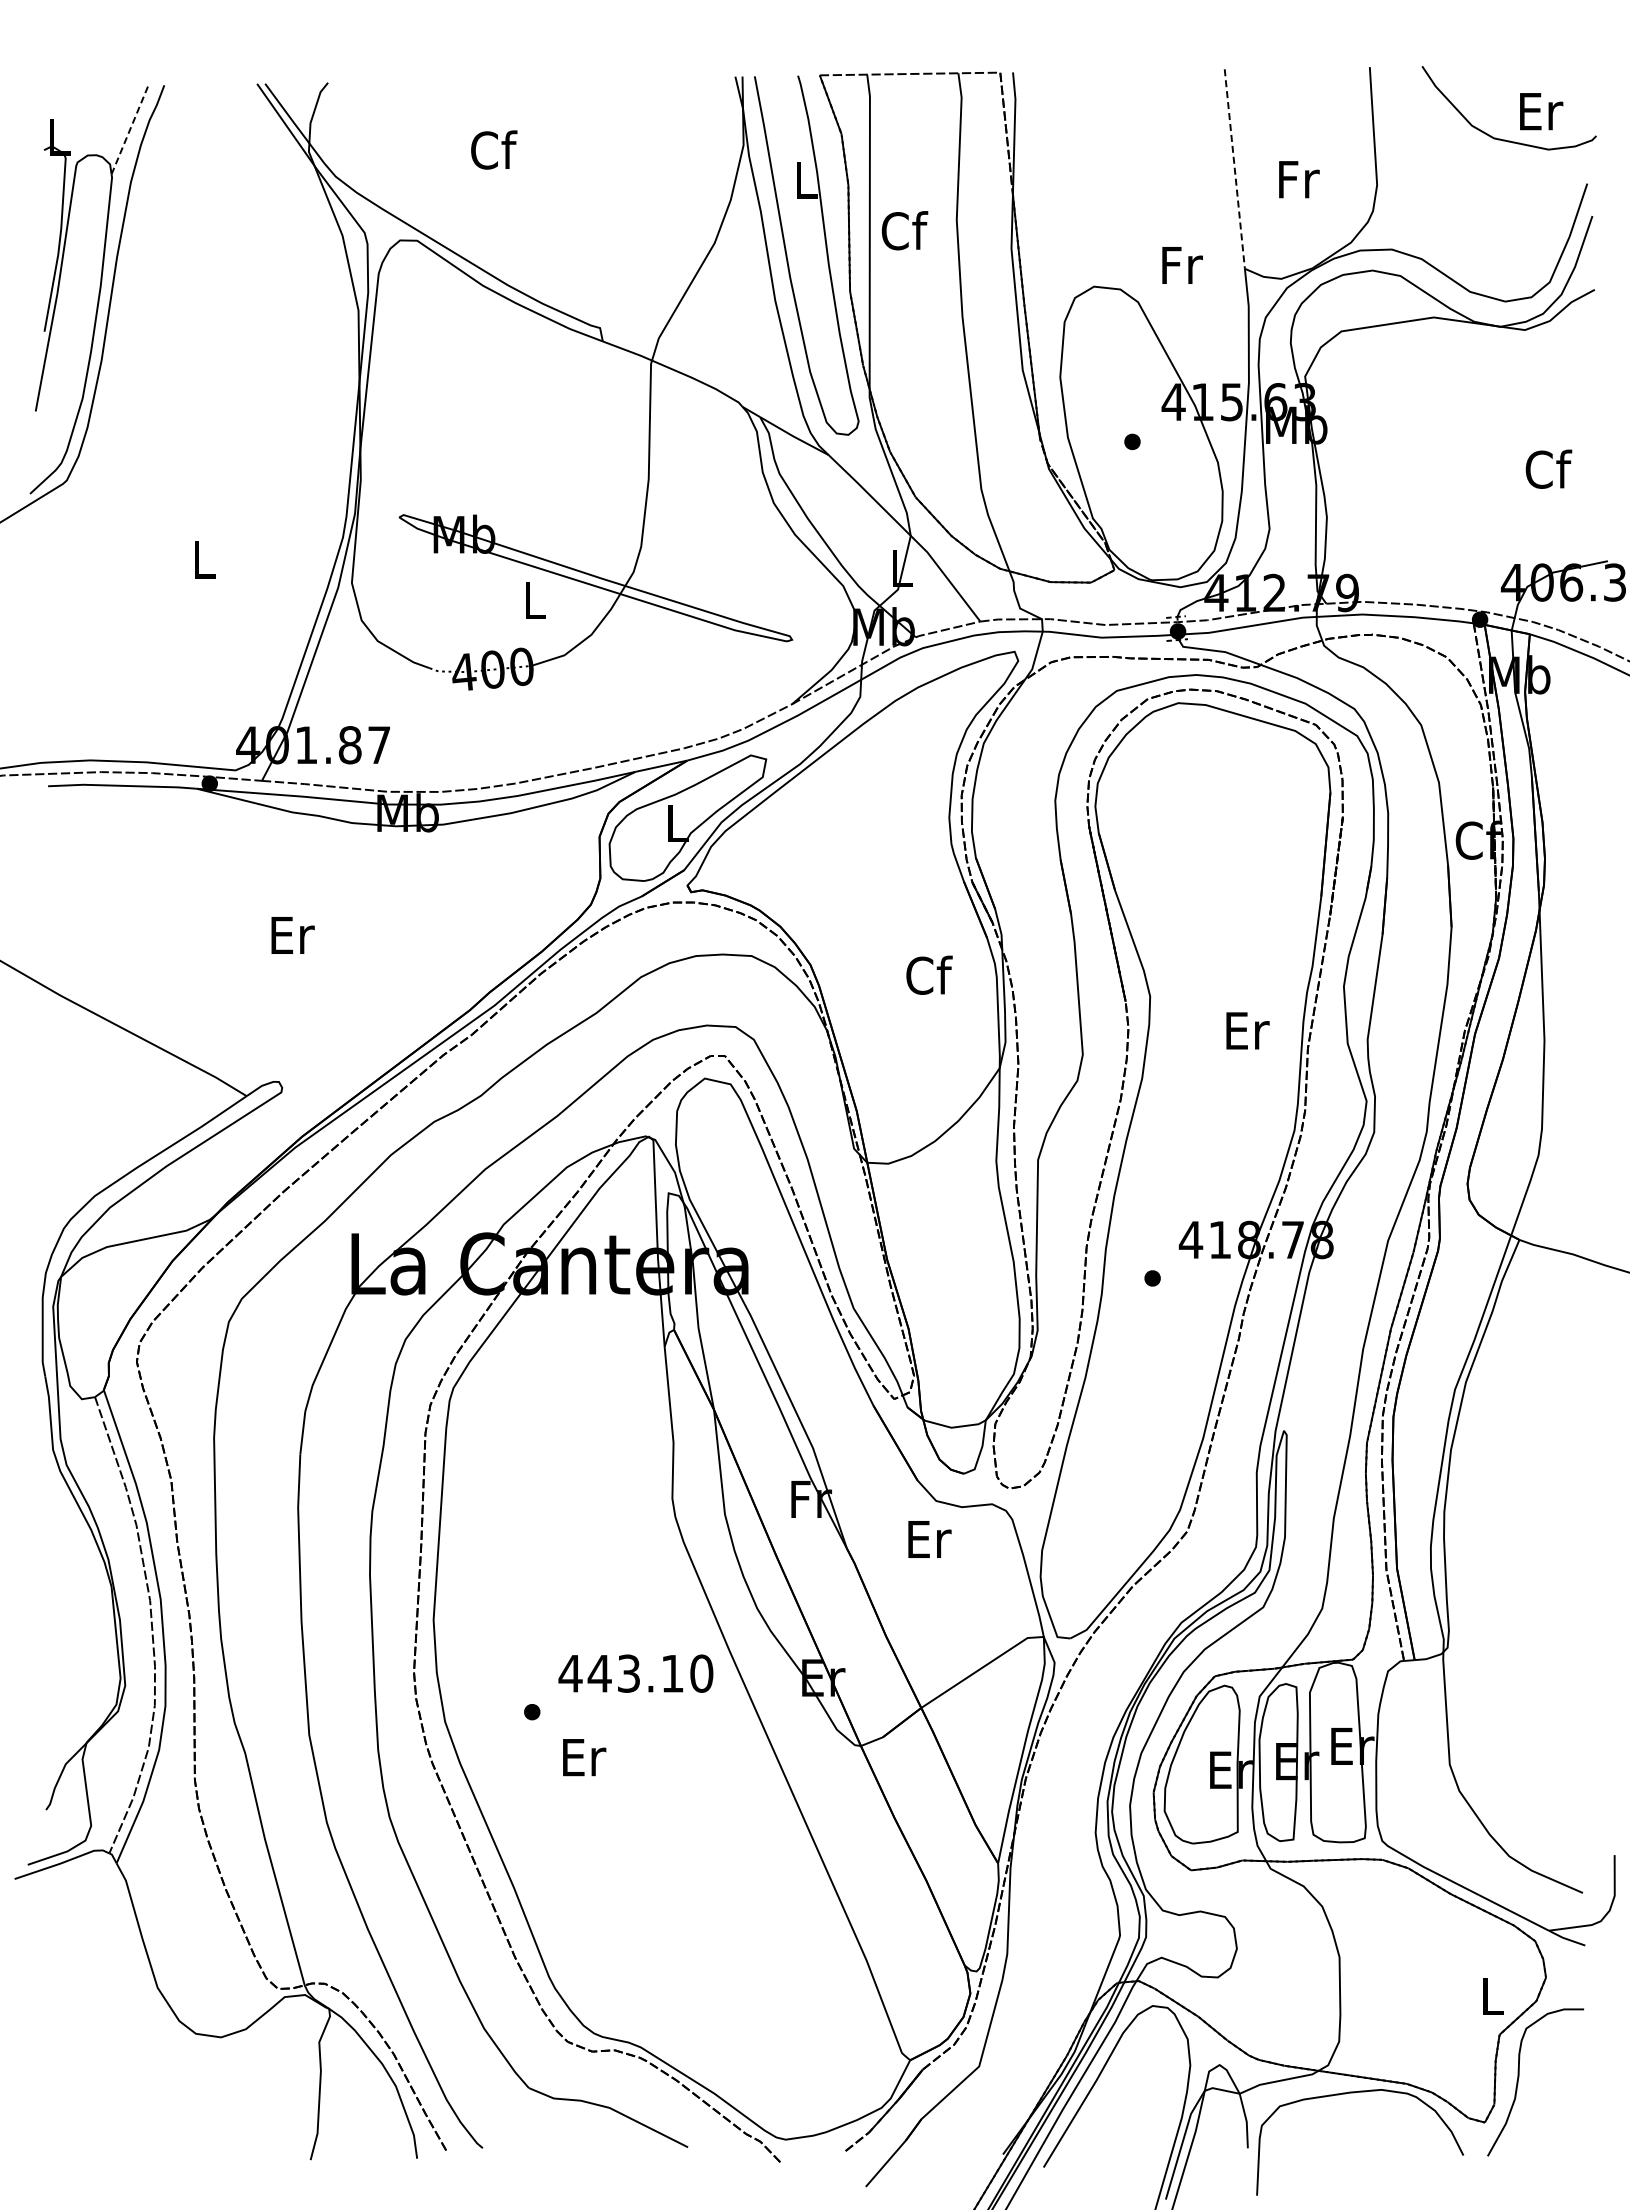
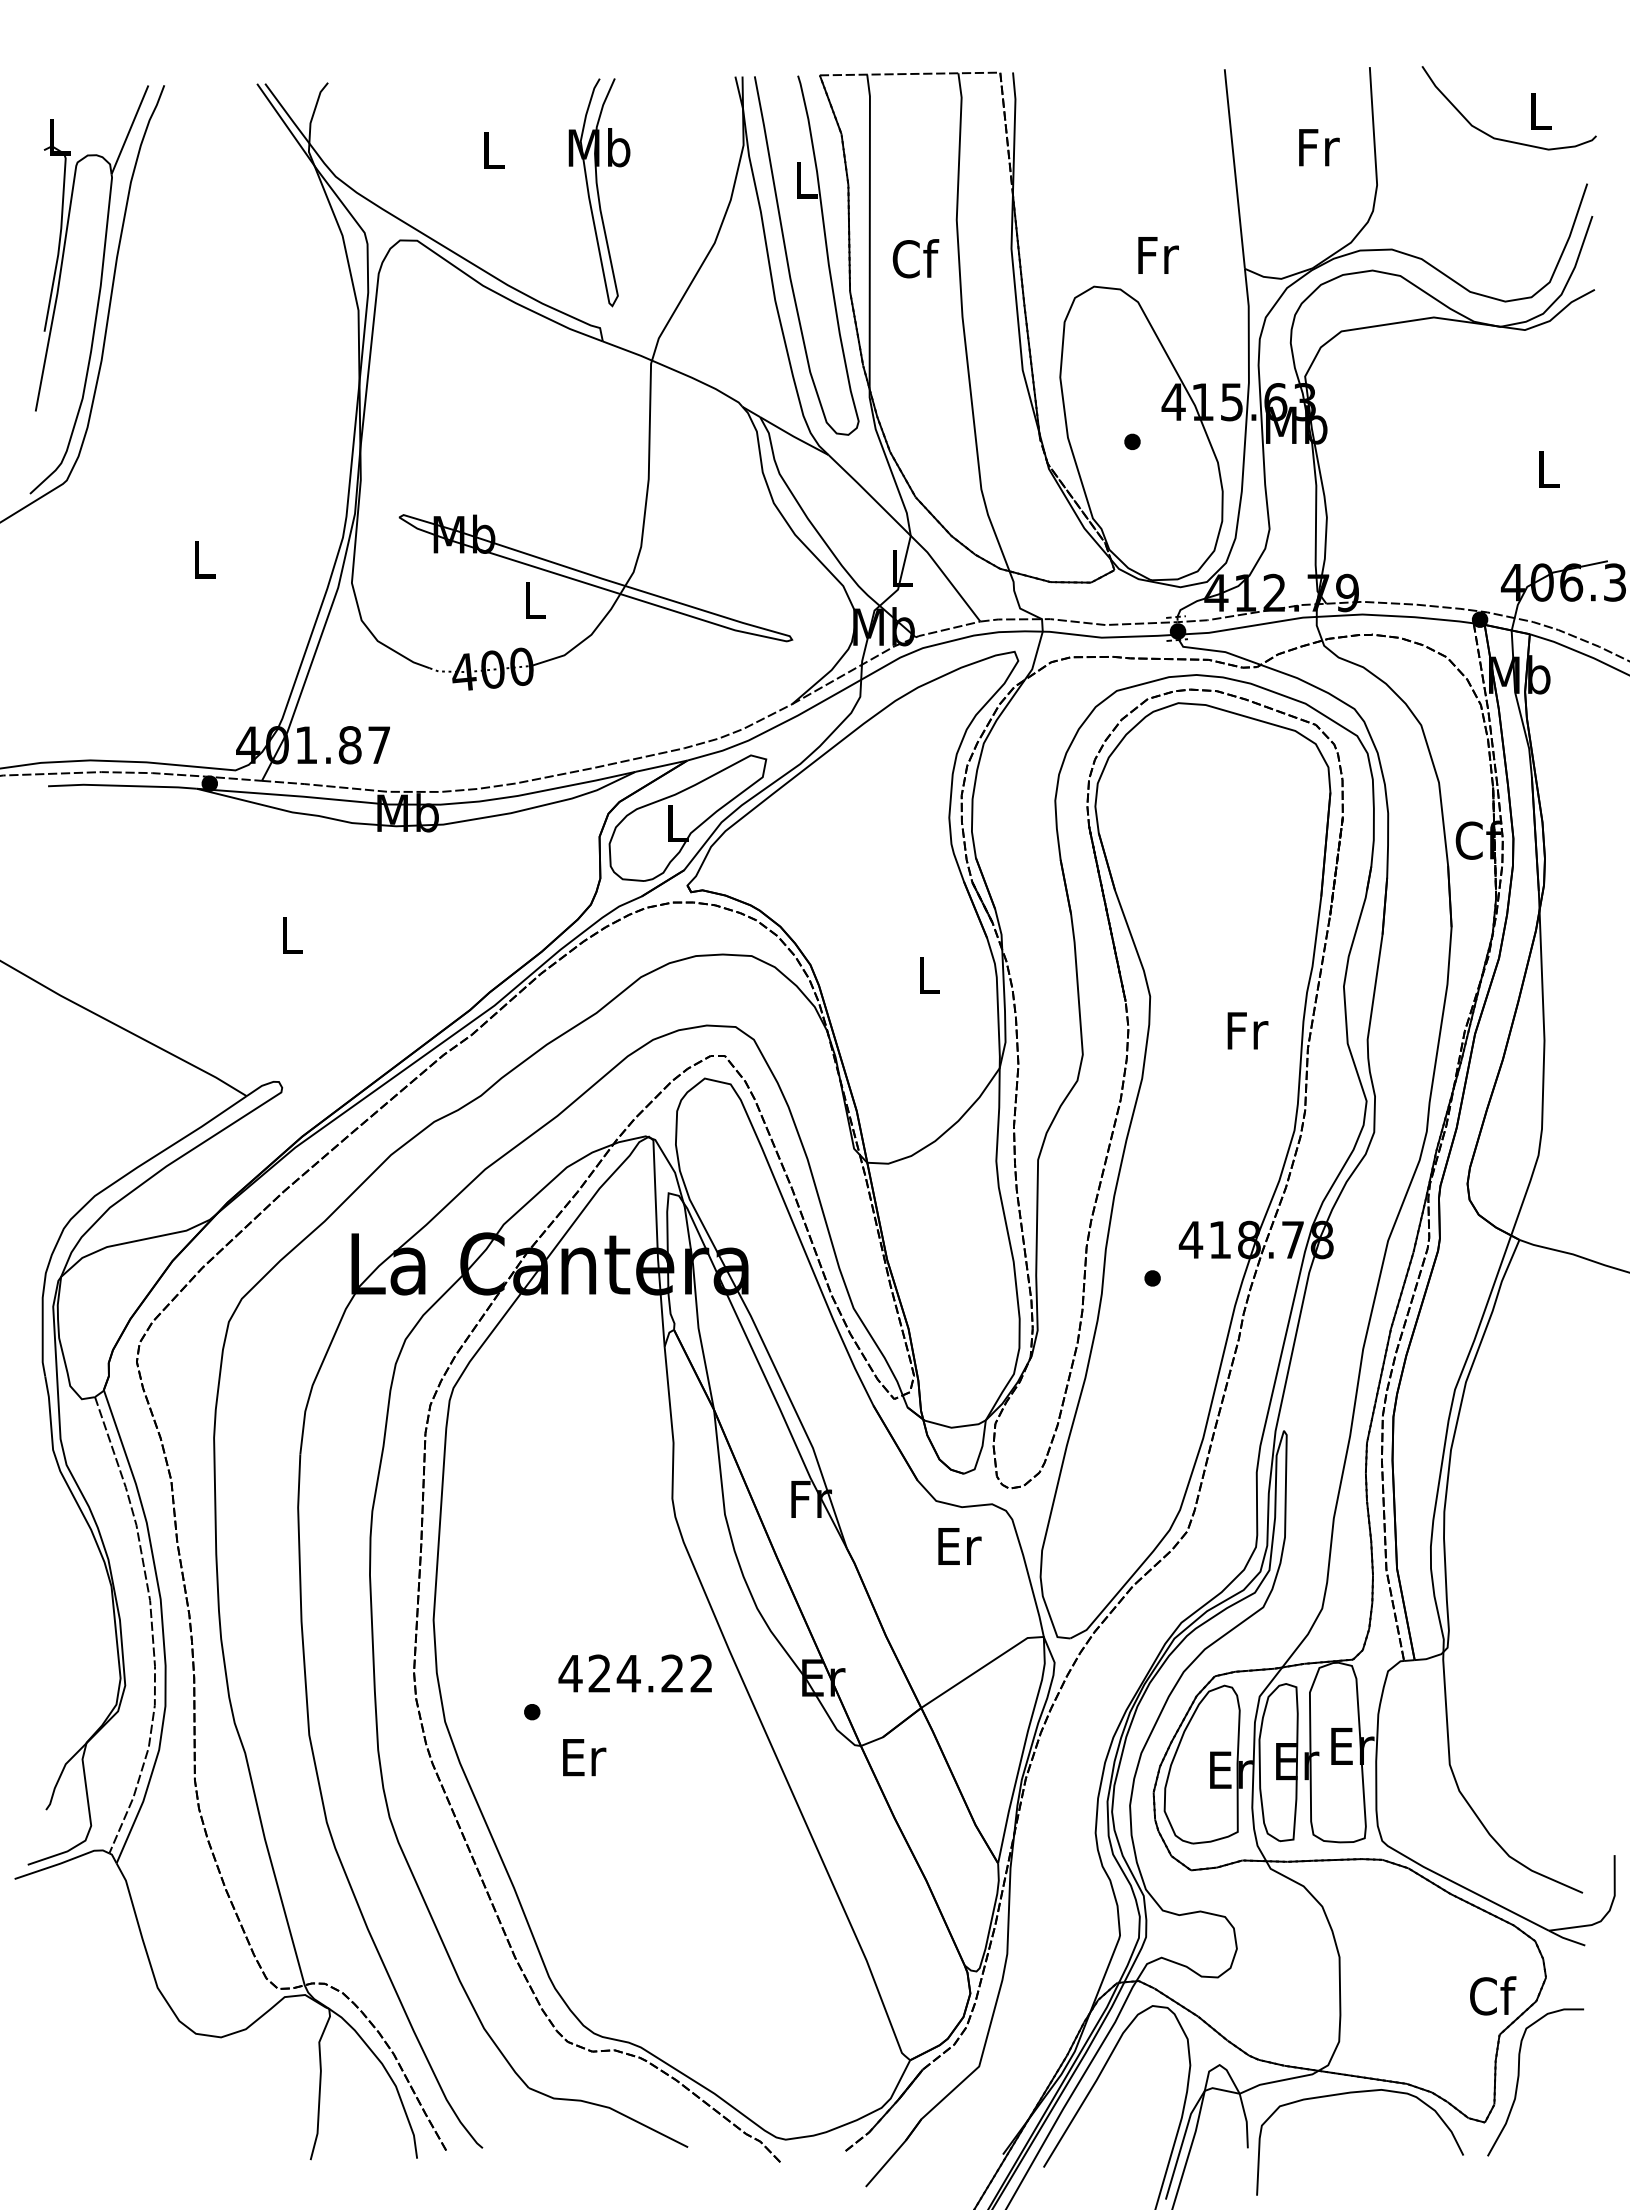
text: Er -> L (1541, 111)
line: dashed -> solid (130, 129)
text: Cf -> L (494, 149)
line: dashed -> solid (1234, 168)
text position: (1299, 179) -> (1319, 147) (1319, 147)
part: none -> present (599, 192)
text position: (904, 230) -> (915, 258) (915, 258)
text position: (1182, 265) -> (1158, 255) (1158, 255)
text: Cf -> L (1548, 468)
text: Er -> L (292, 935)
text: Cf -> L (929, 974)
text: Er -> Fr (1247, 1030)
text position: (929, 1539) -> (959, 1546) (959, 1546)
text: 443.10 -> 424.22 (650, 1673)
text: L -> Cf (1493, 1995)
